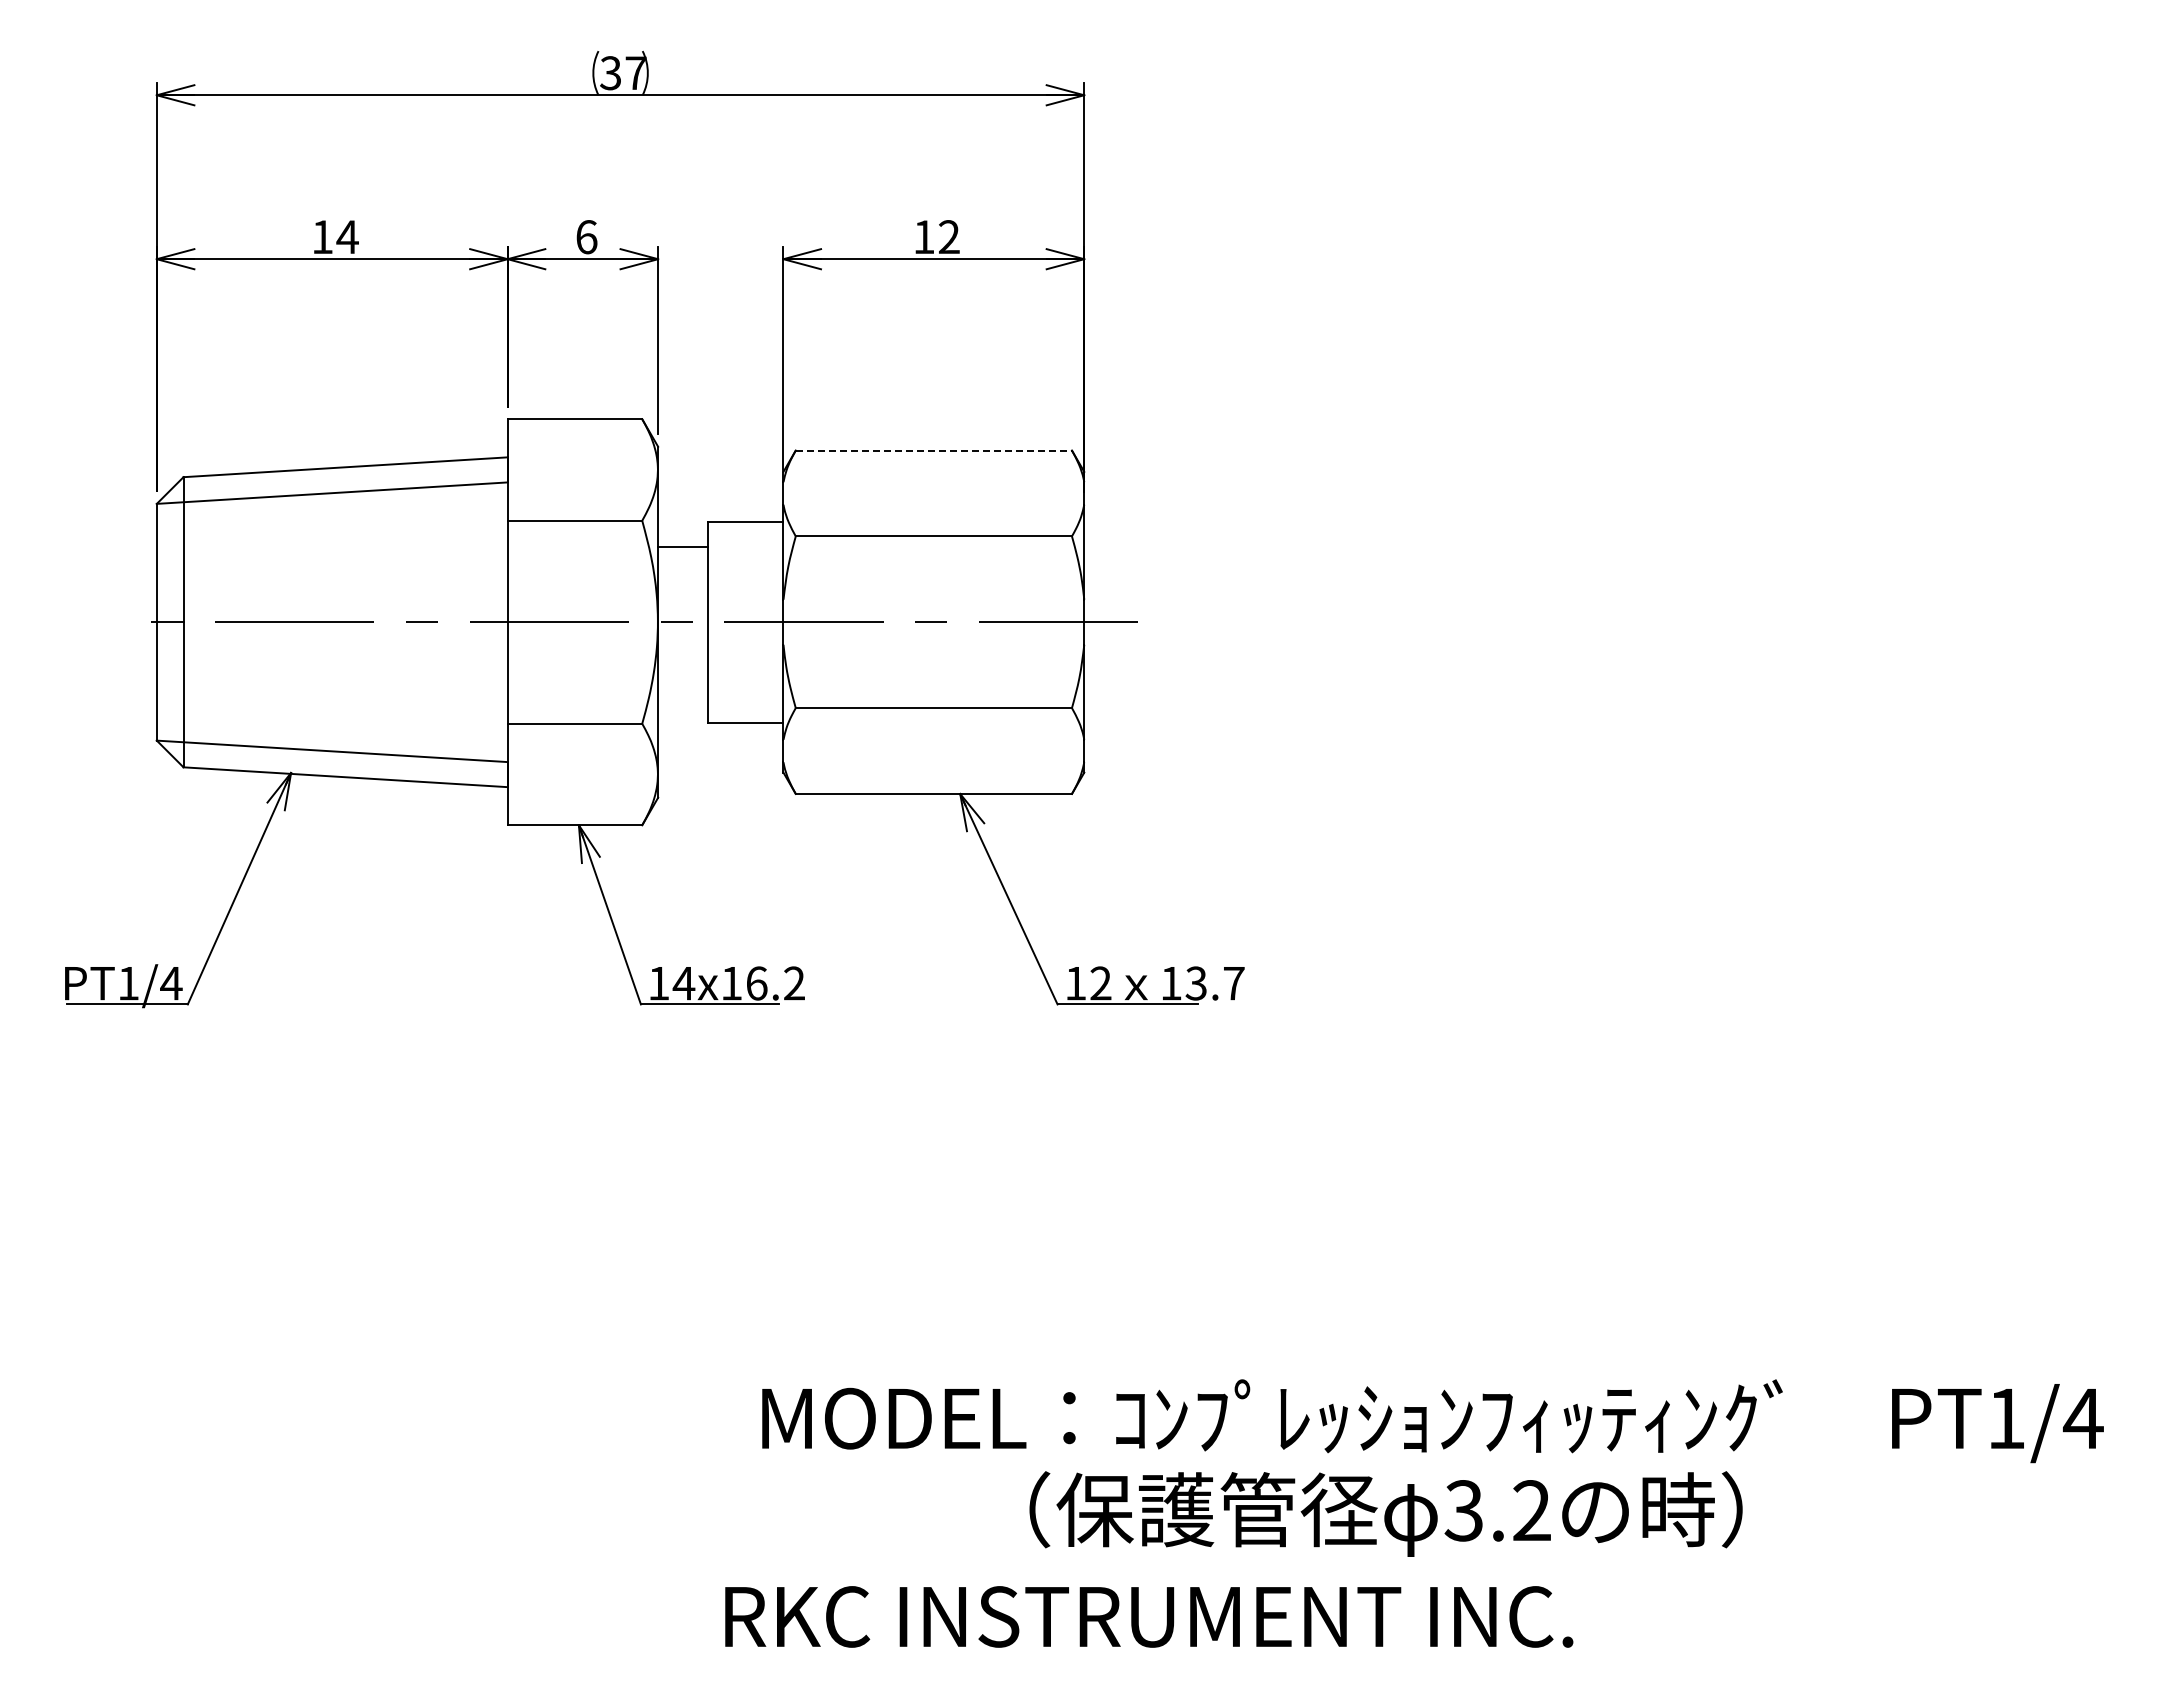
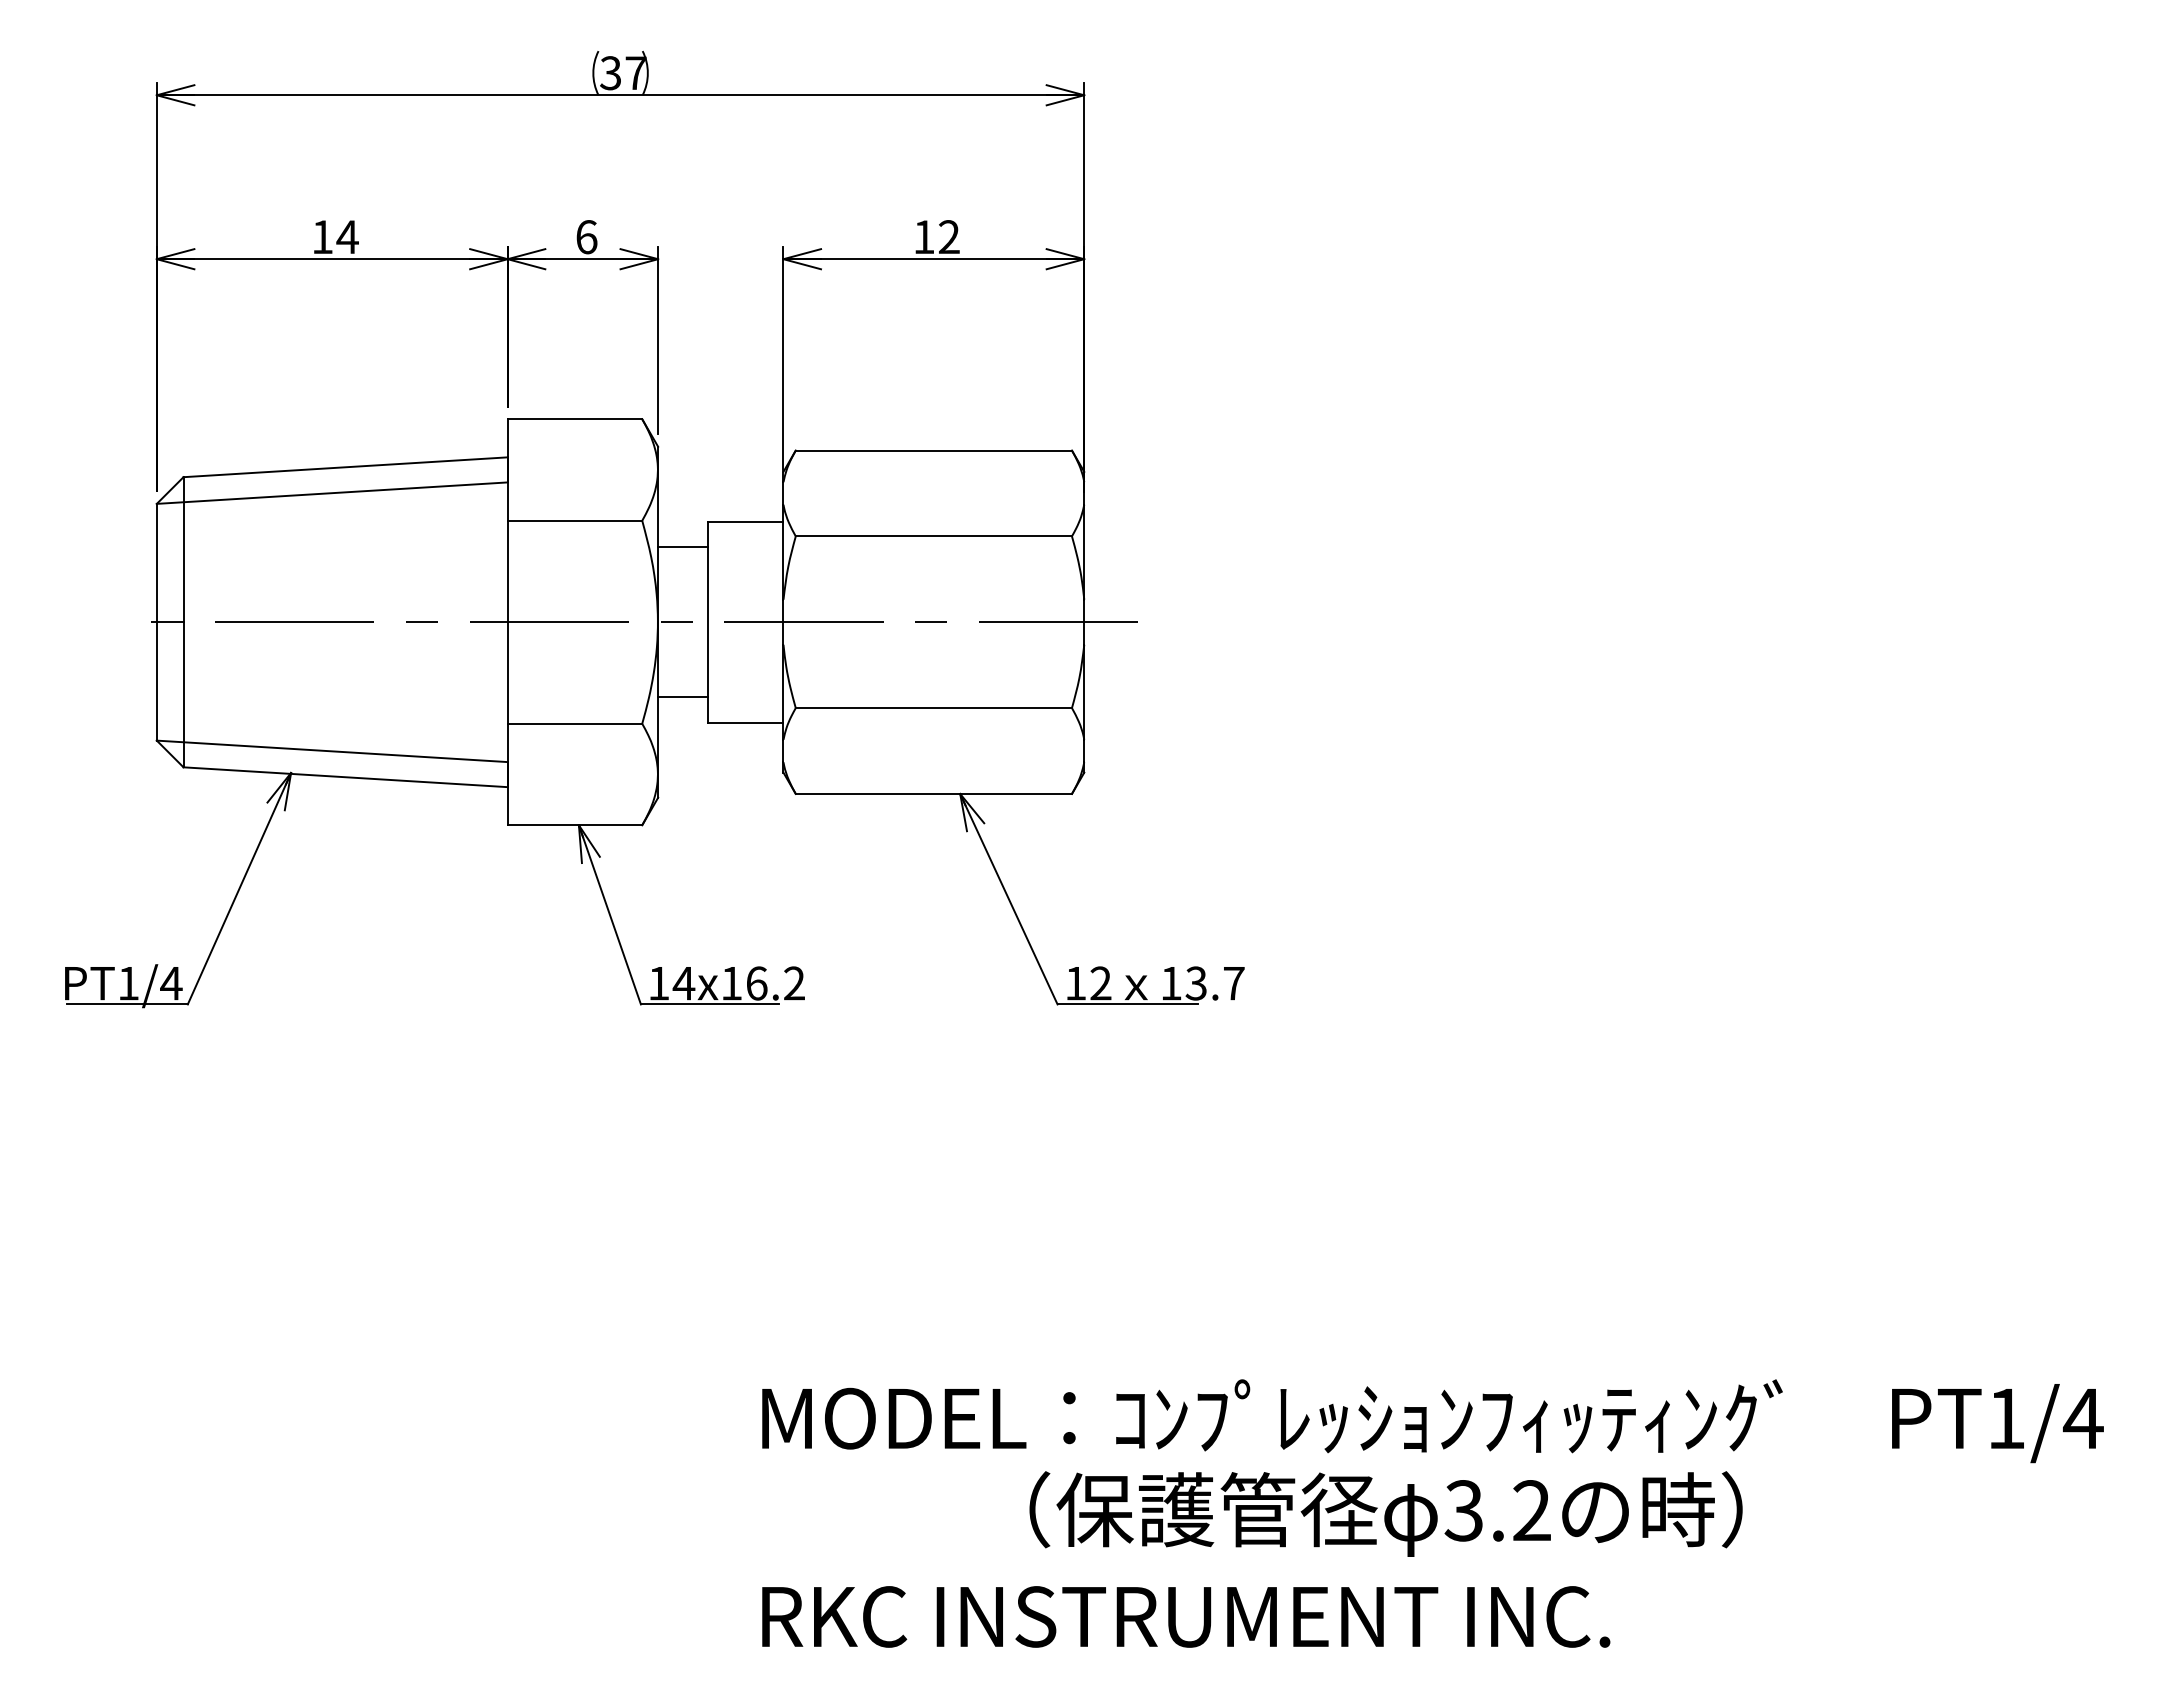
line: dashed -> solid (934, 450)
line: none -> present (683, 697)
text position: (1149, 1616) -> (1186, 1616) (1186, 1616)
